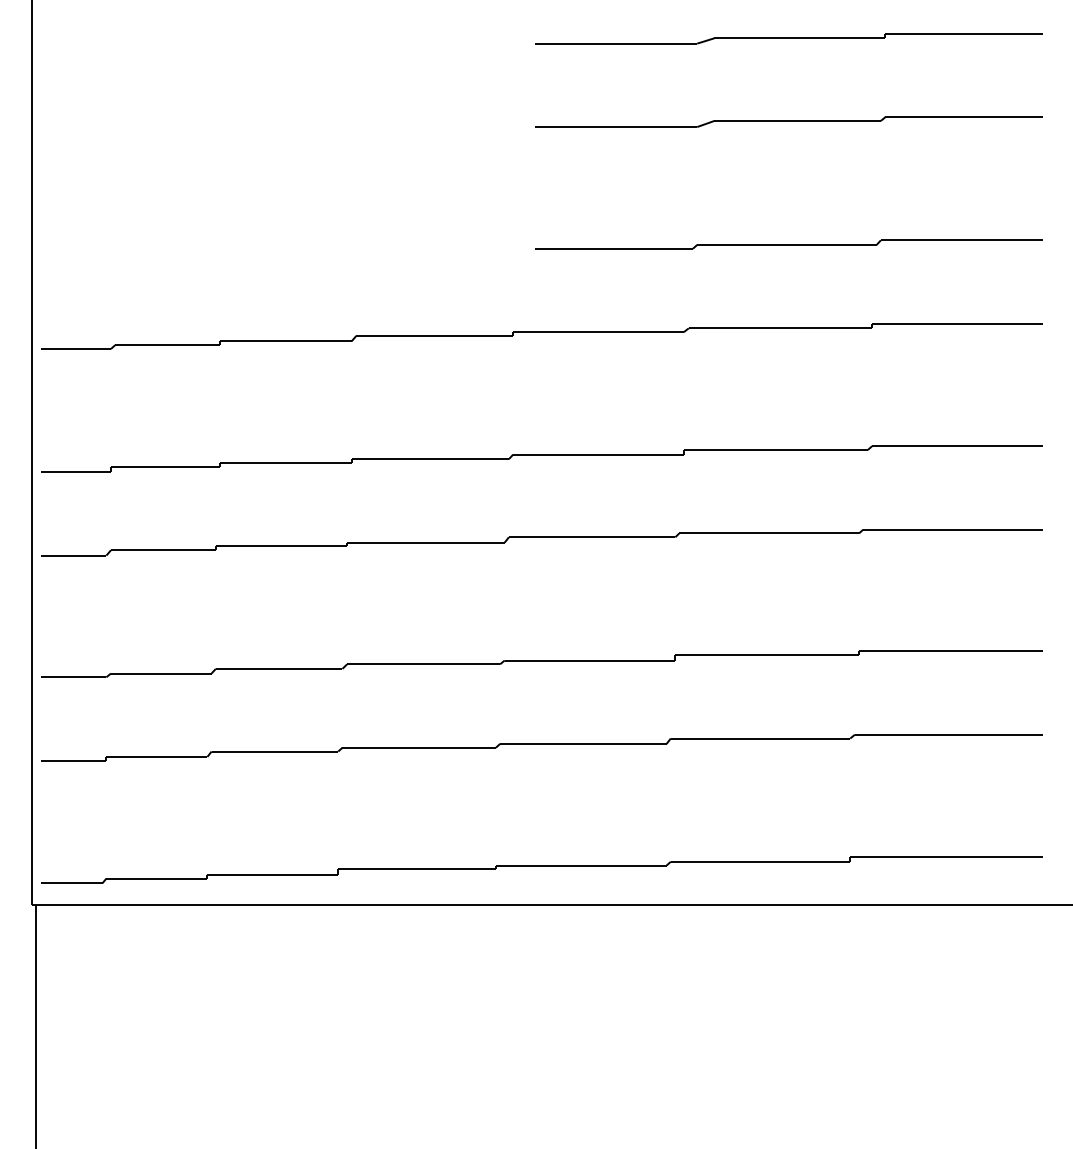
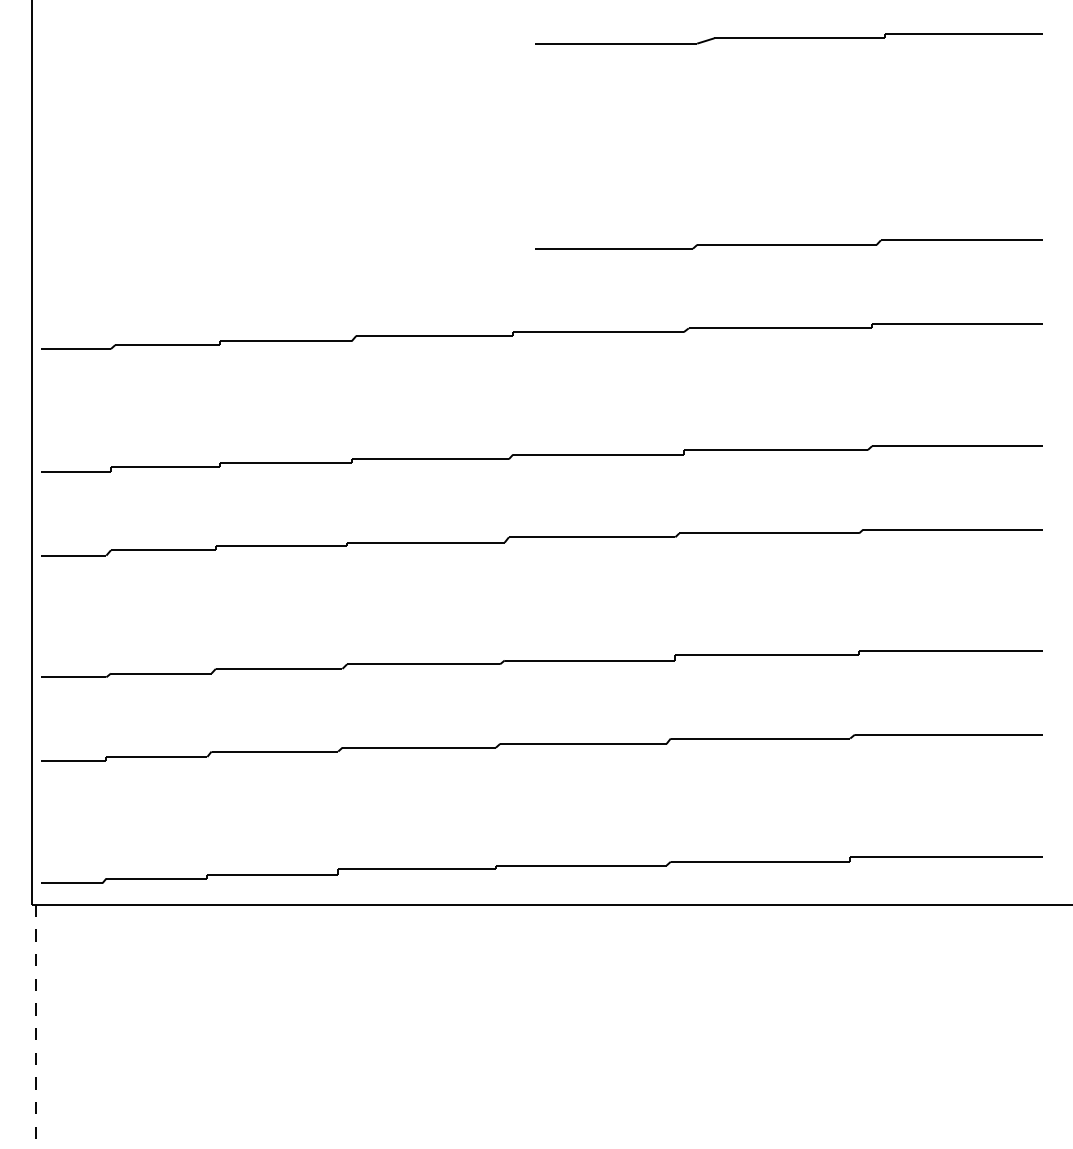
part: present -> none (788, 121)
line: solid -> dashed (36, 1026)
